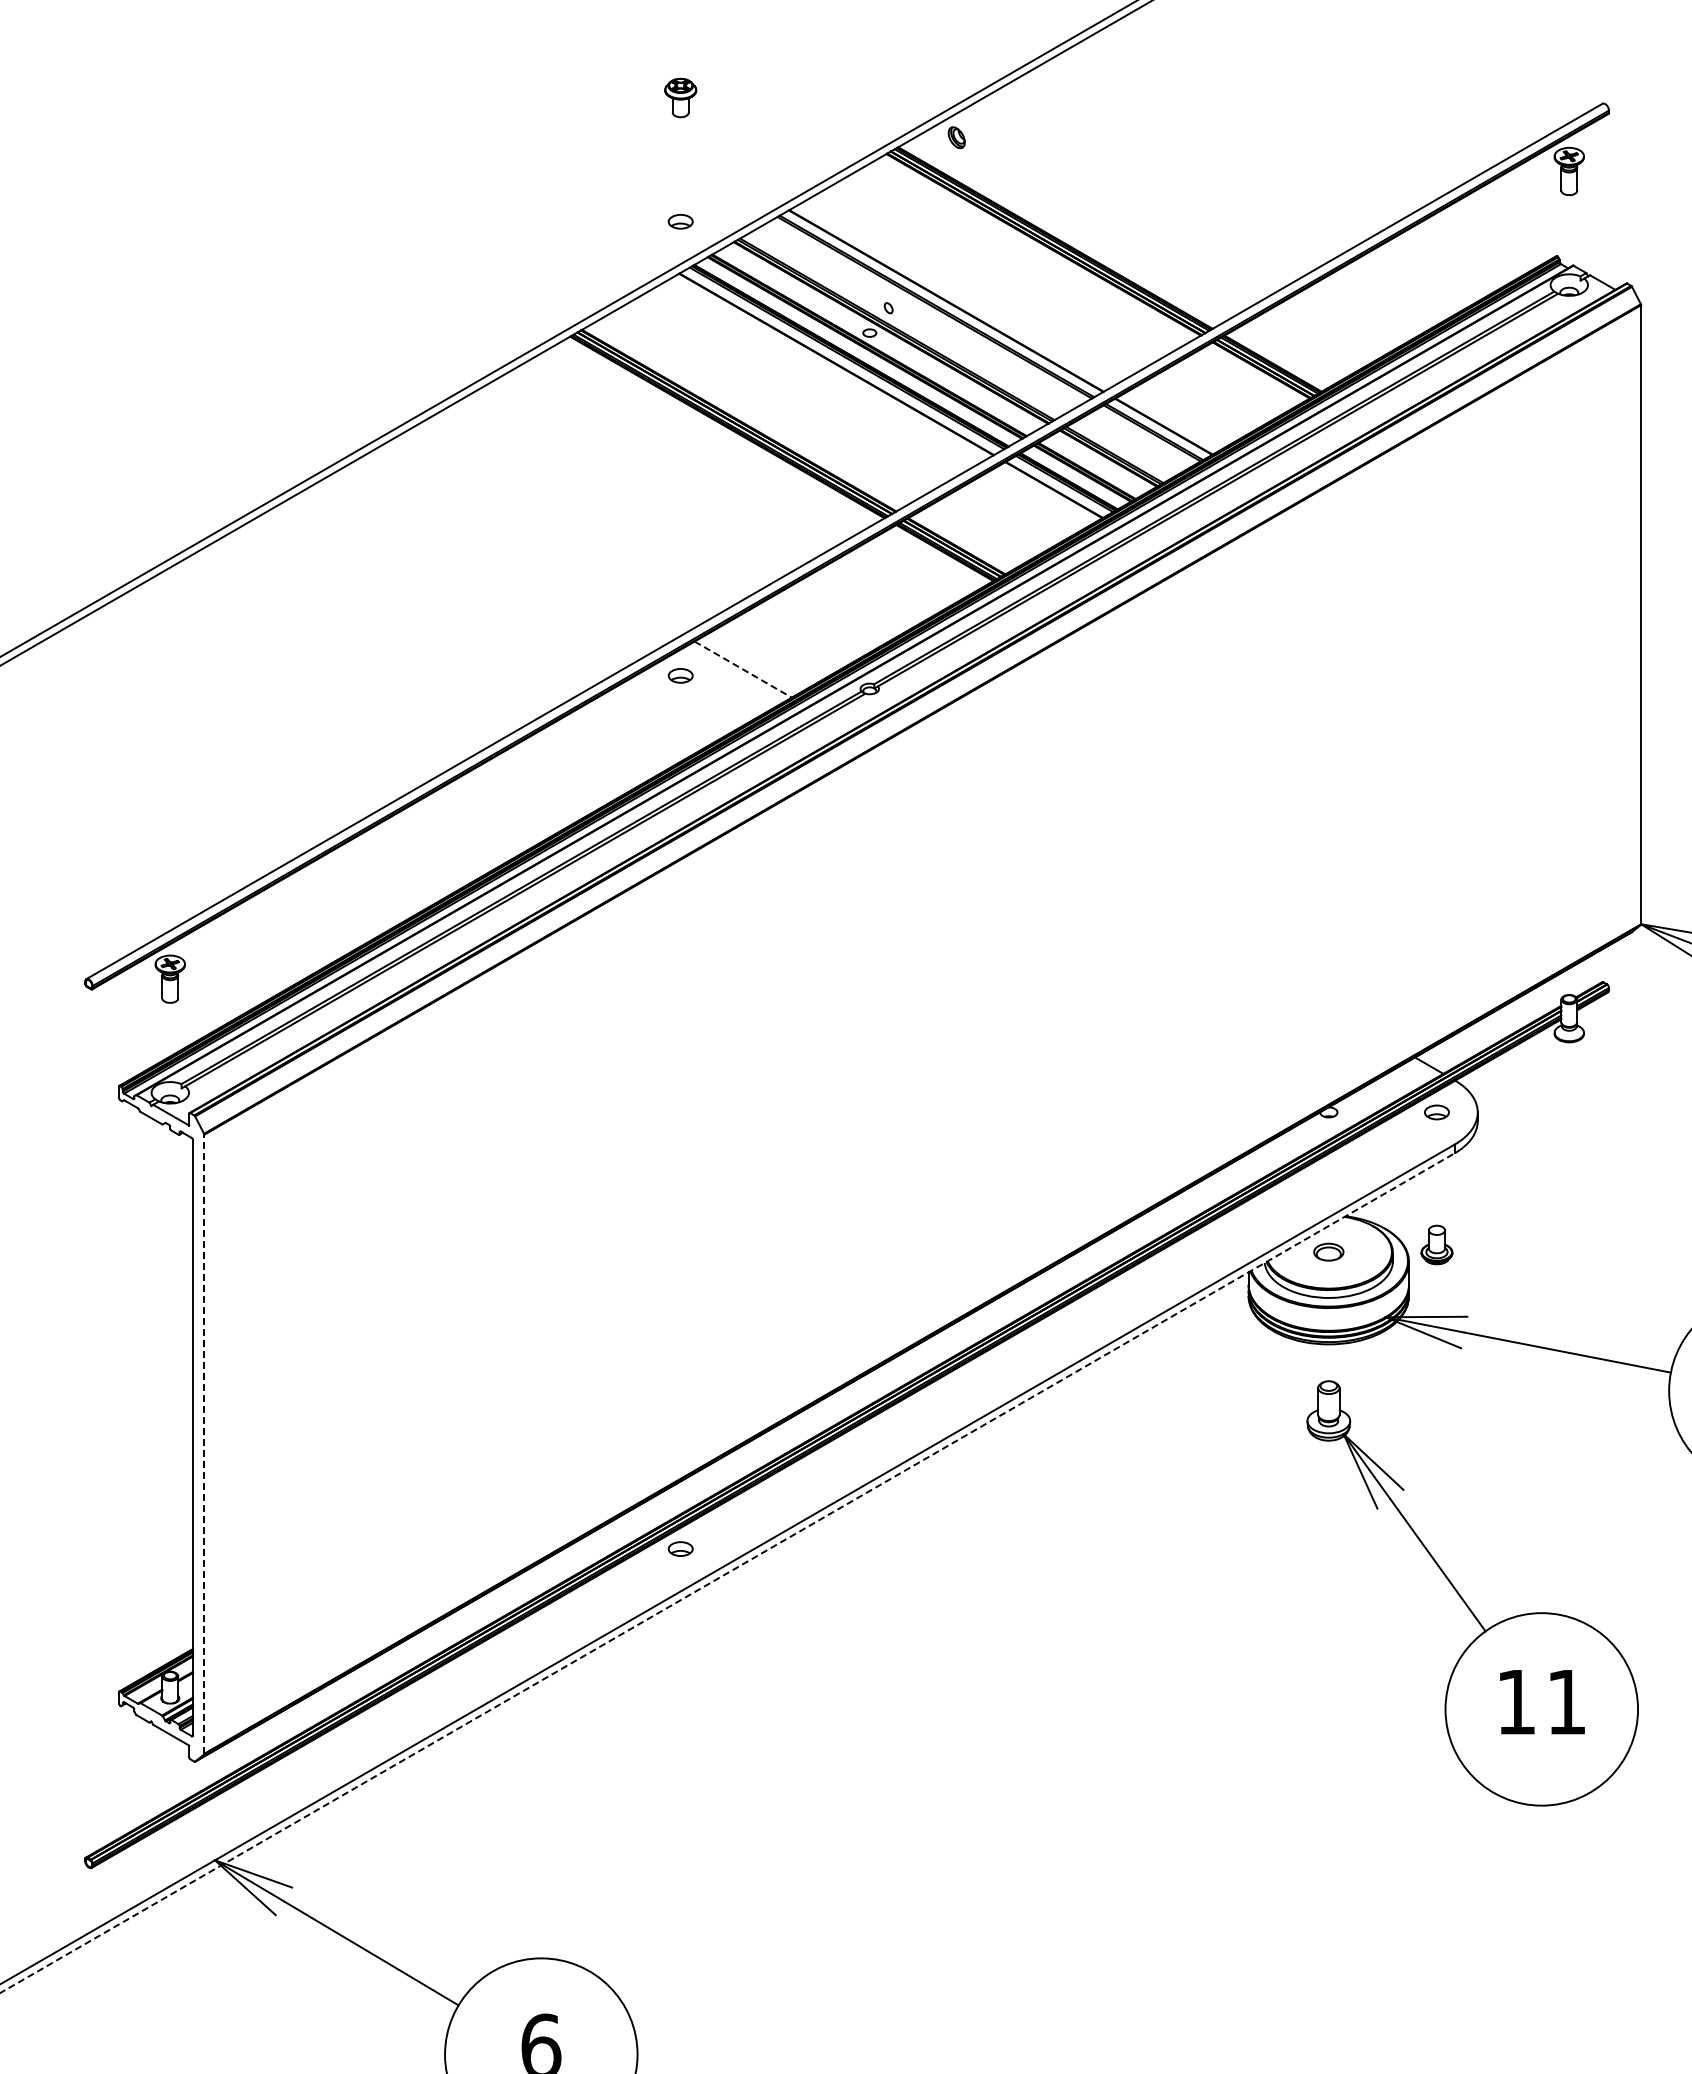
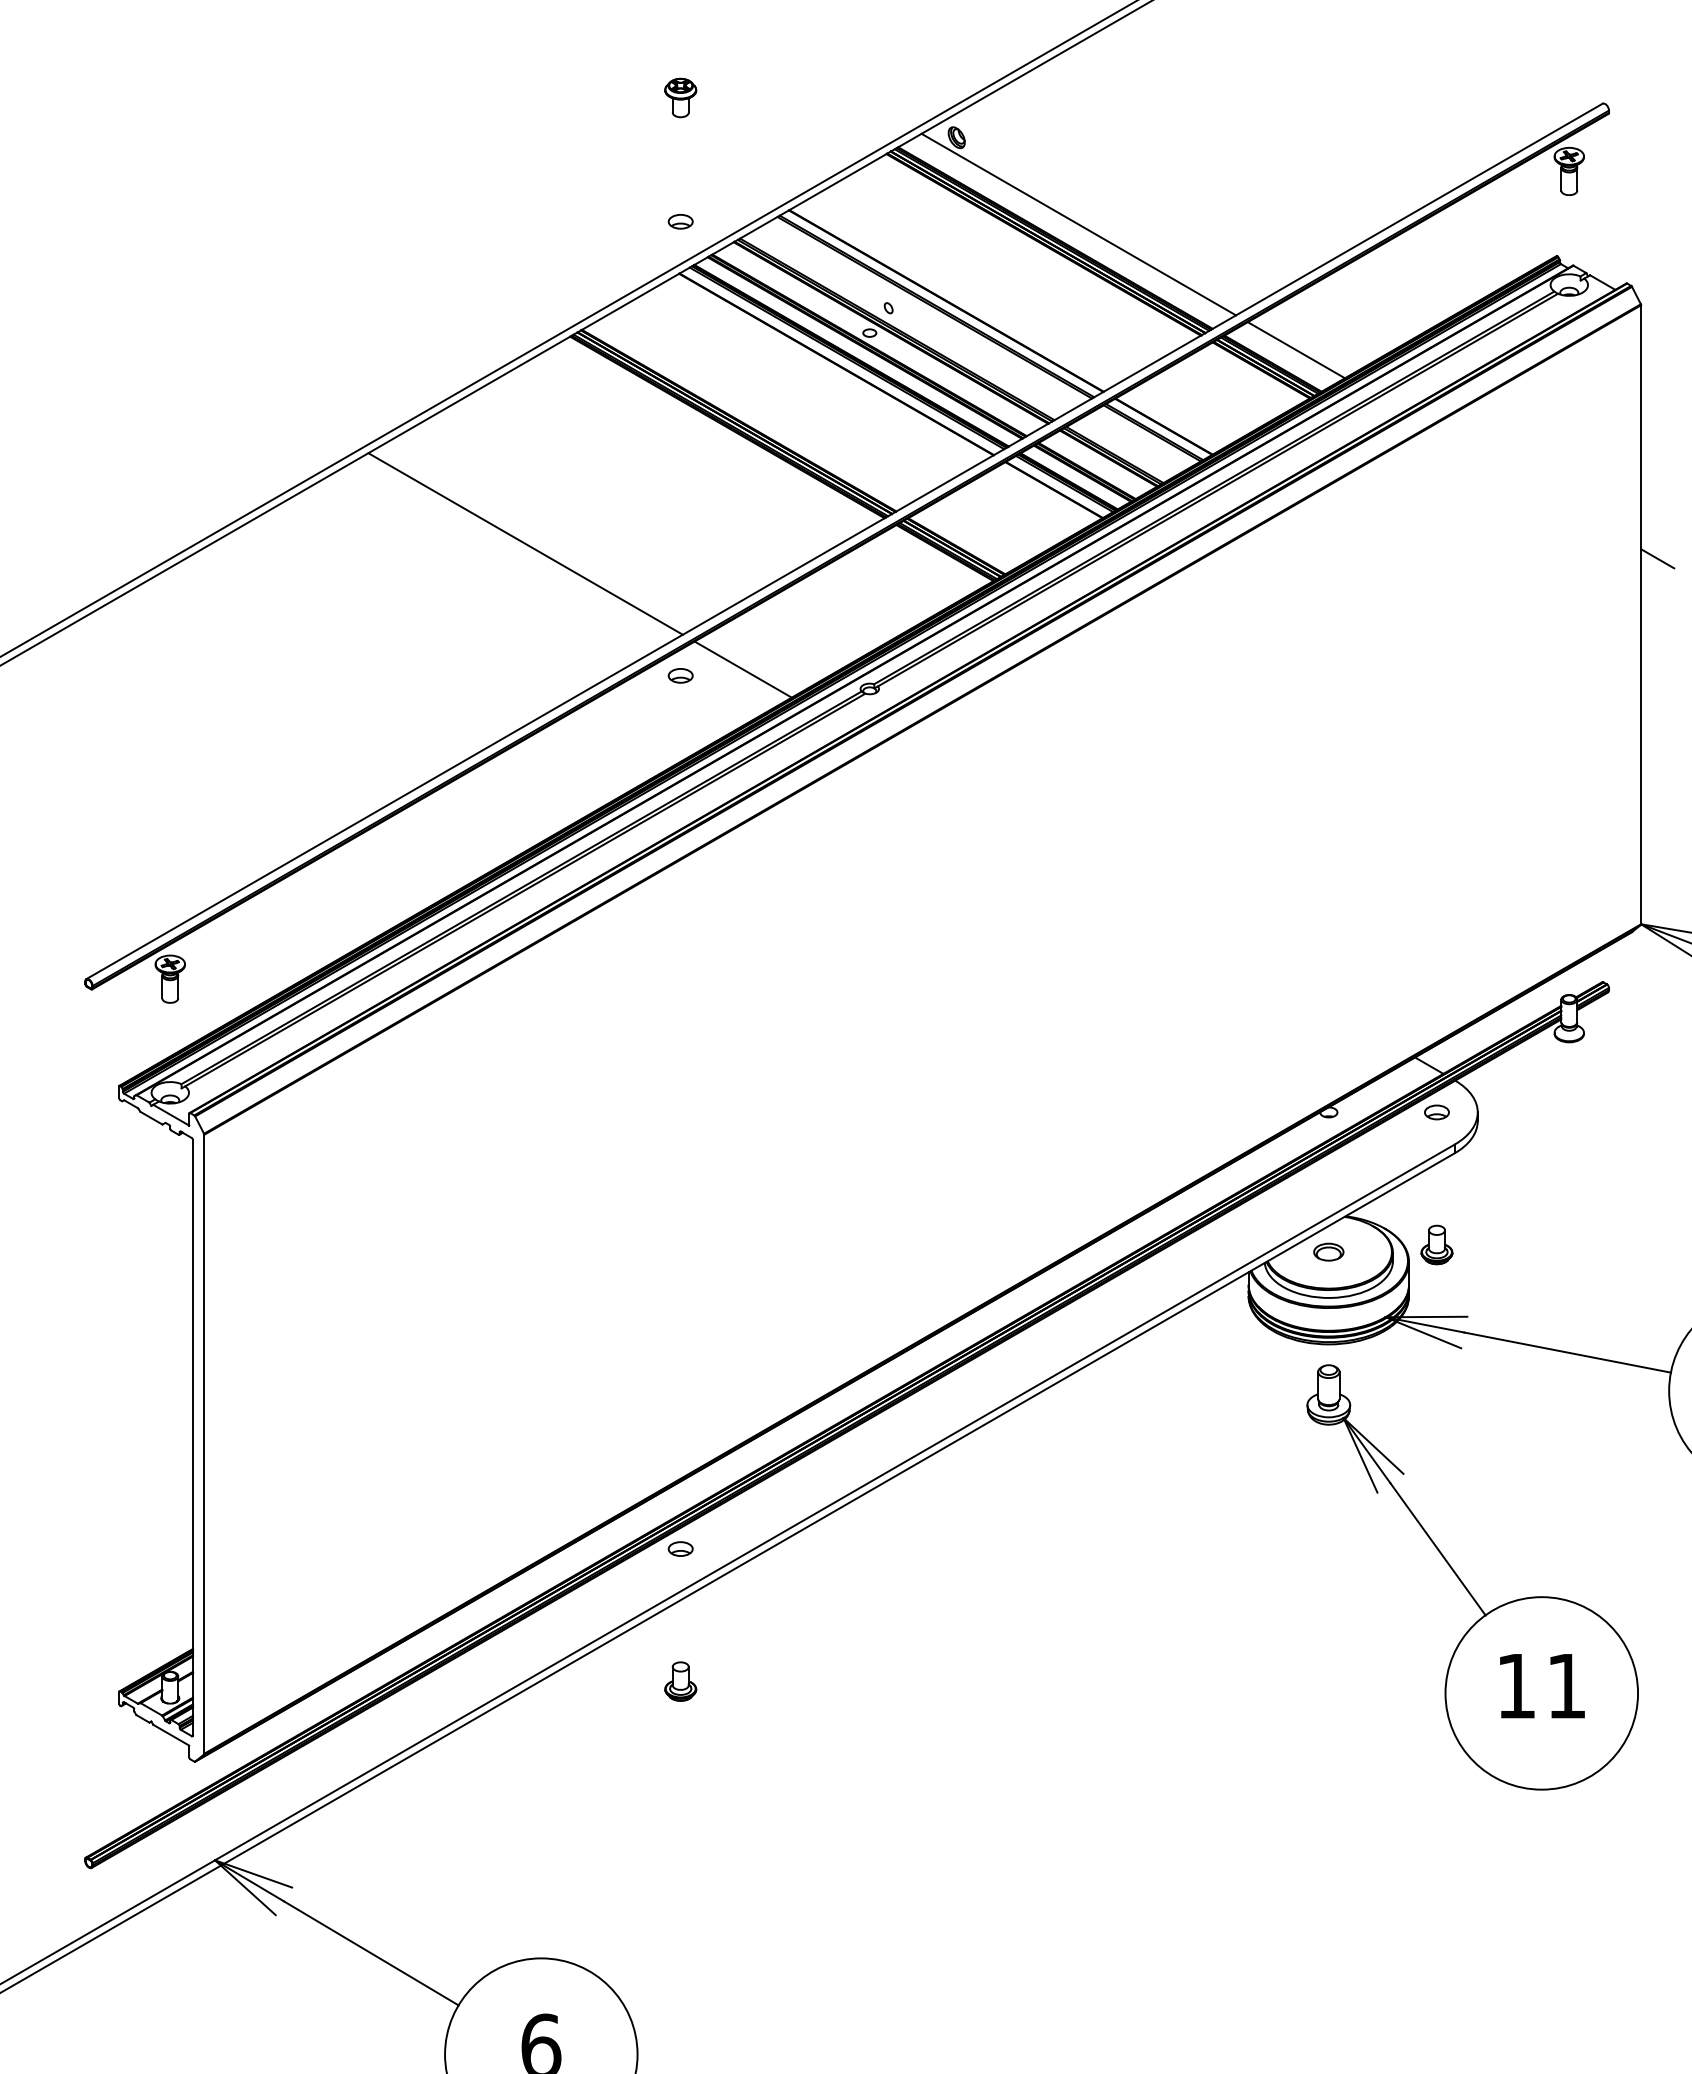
line: none -> present (1078, 224)
line: none -> present (1295, 350)
line: none -> present (525, 543)
line: none -> present (1657, 558)
line: dashed -> solid (743, 669)
line: dashed -> solid (204, 1444)
line: dashed -> solid (727, 1573)
part position: (1463, 1598) -> (1463, 1582) (1463, 1582)
part: none -> present (680, 1681)
